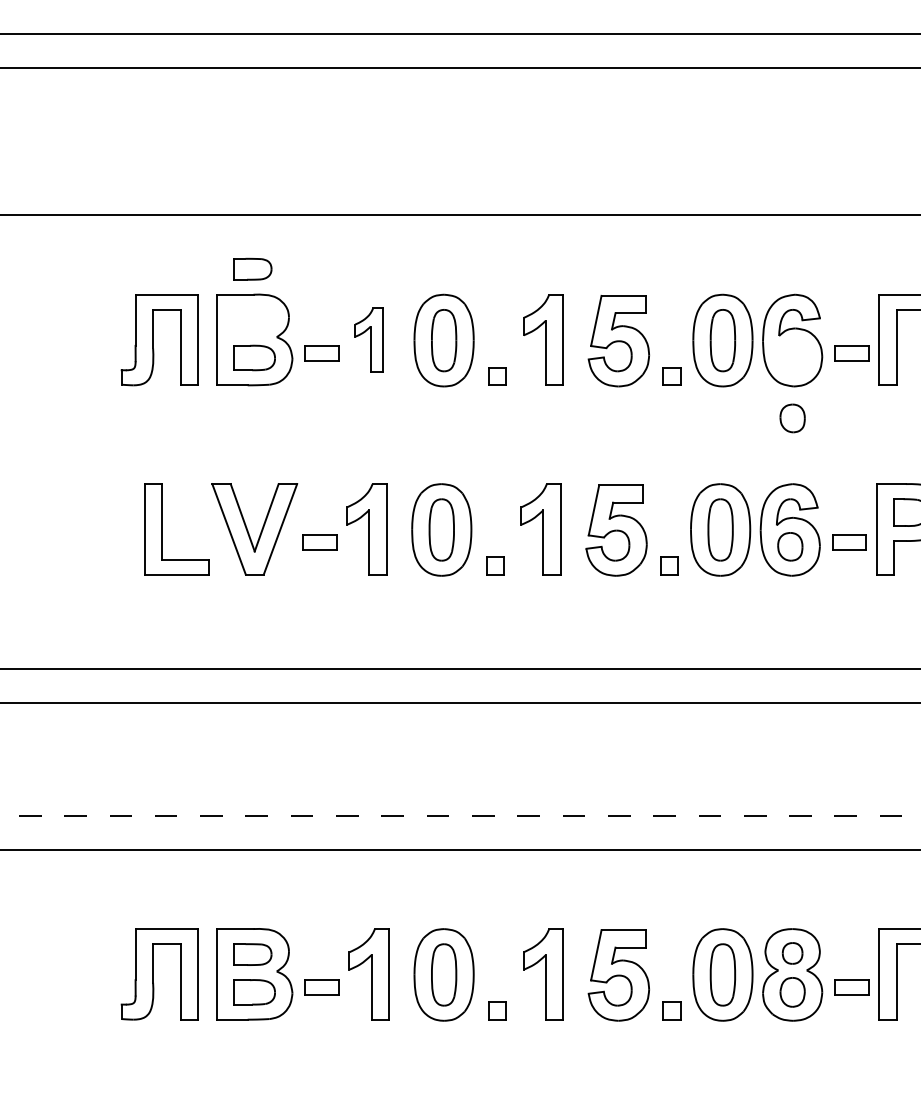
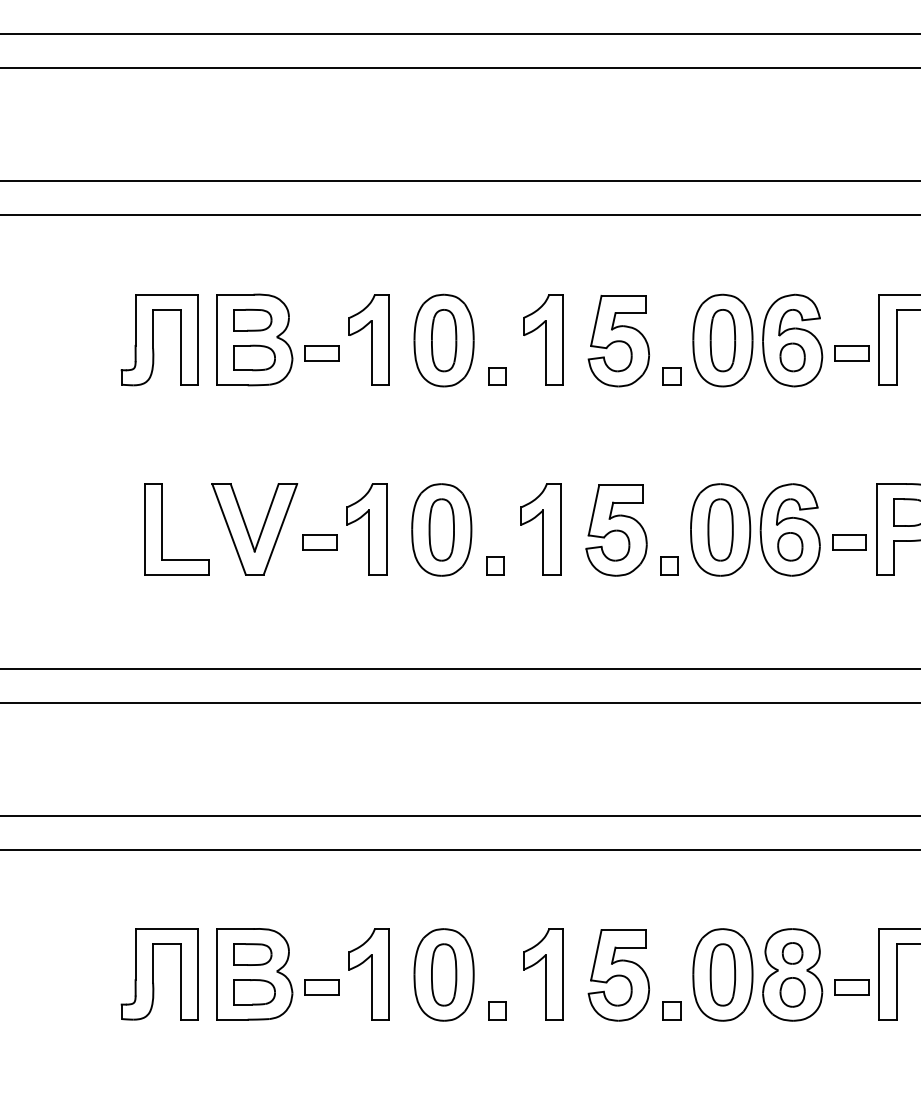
line: none -> present (459, 181)
part position: (252, 268) -> (252, 319) (252, 319)
part size: 30x66 px -> 42x92 px (368, 339)
part position: (792, 418) -> (792, 357) (792, 357)
line: dashed -> solid (460, 815)
